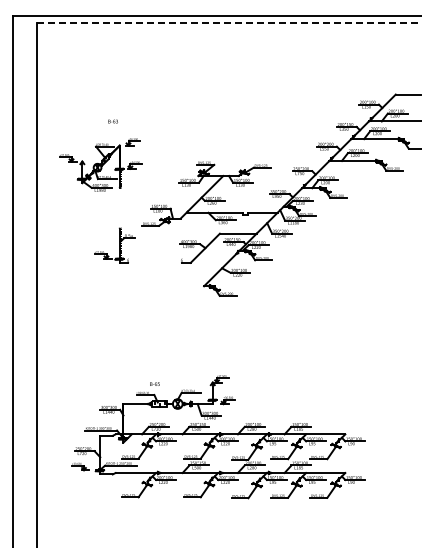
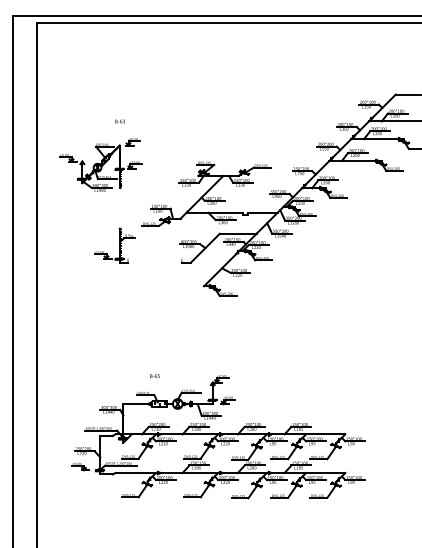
line: dashed -> solid (229, 22)
text position: (112, 121) -> (119, 121) (119, 121)
text position: (154, 383) -> (154, 375) (154, 375)
